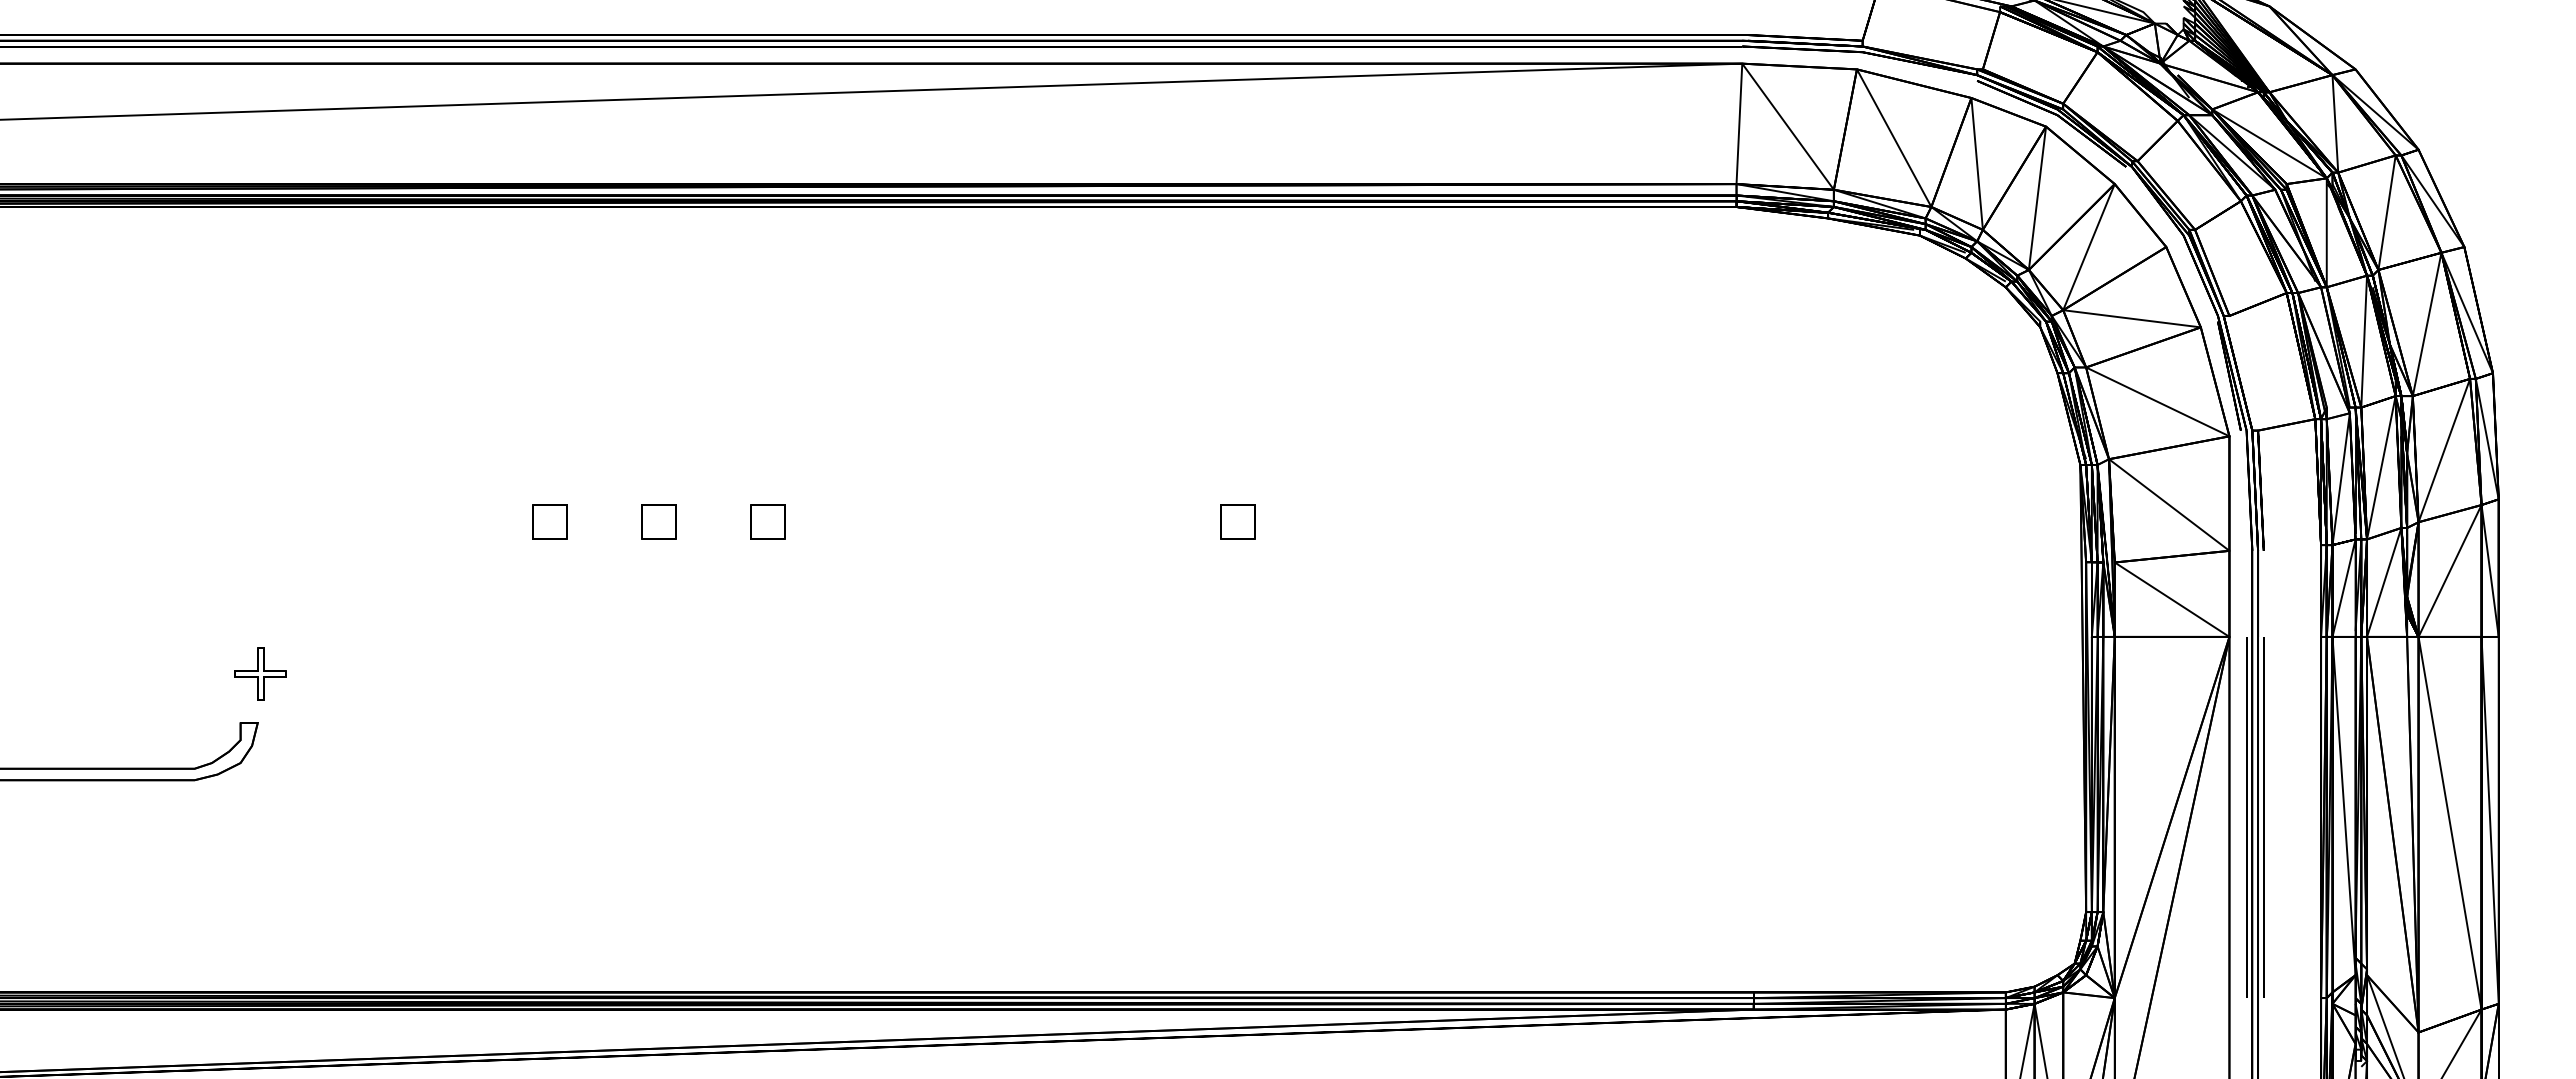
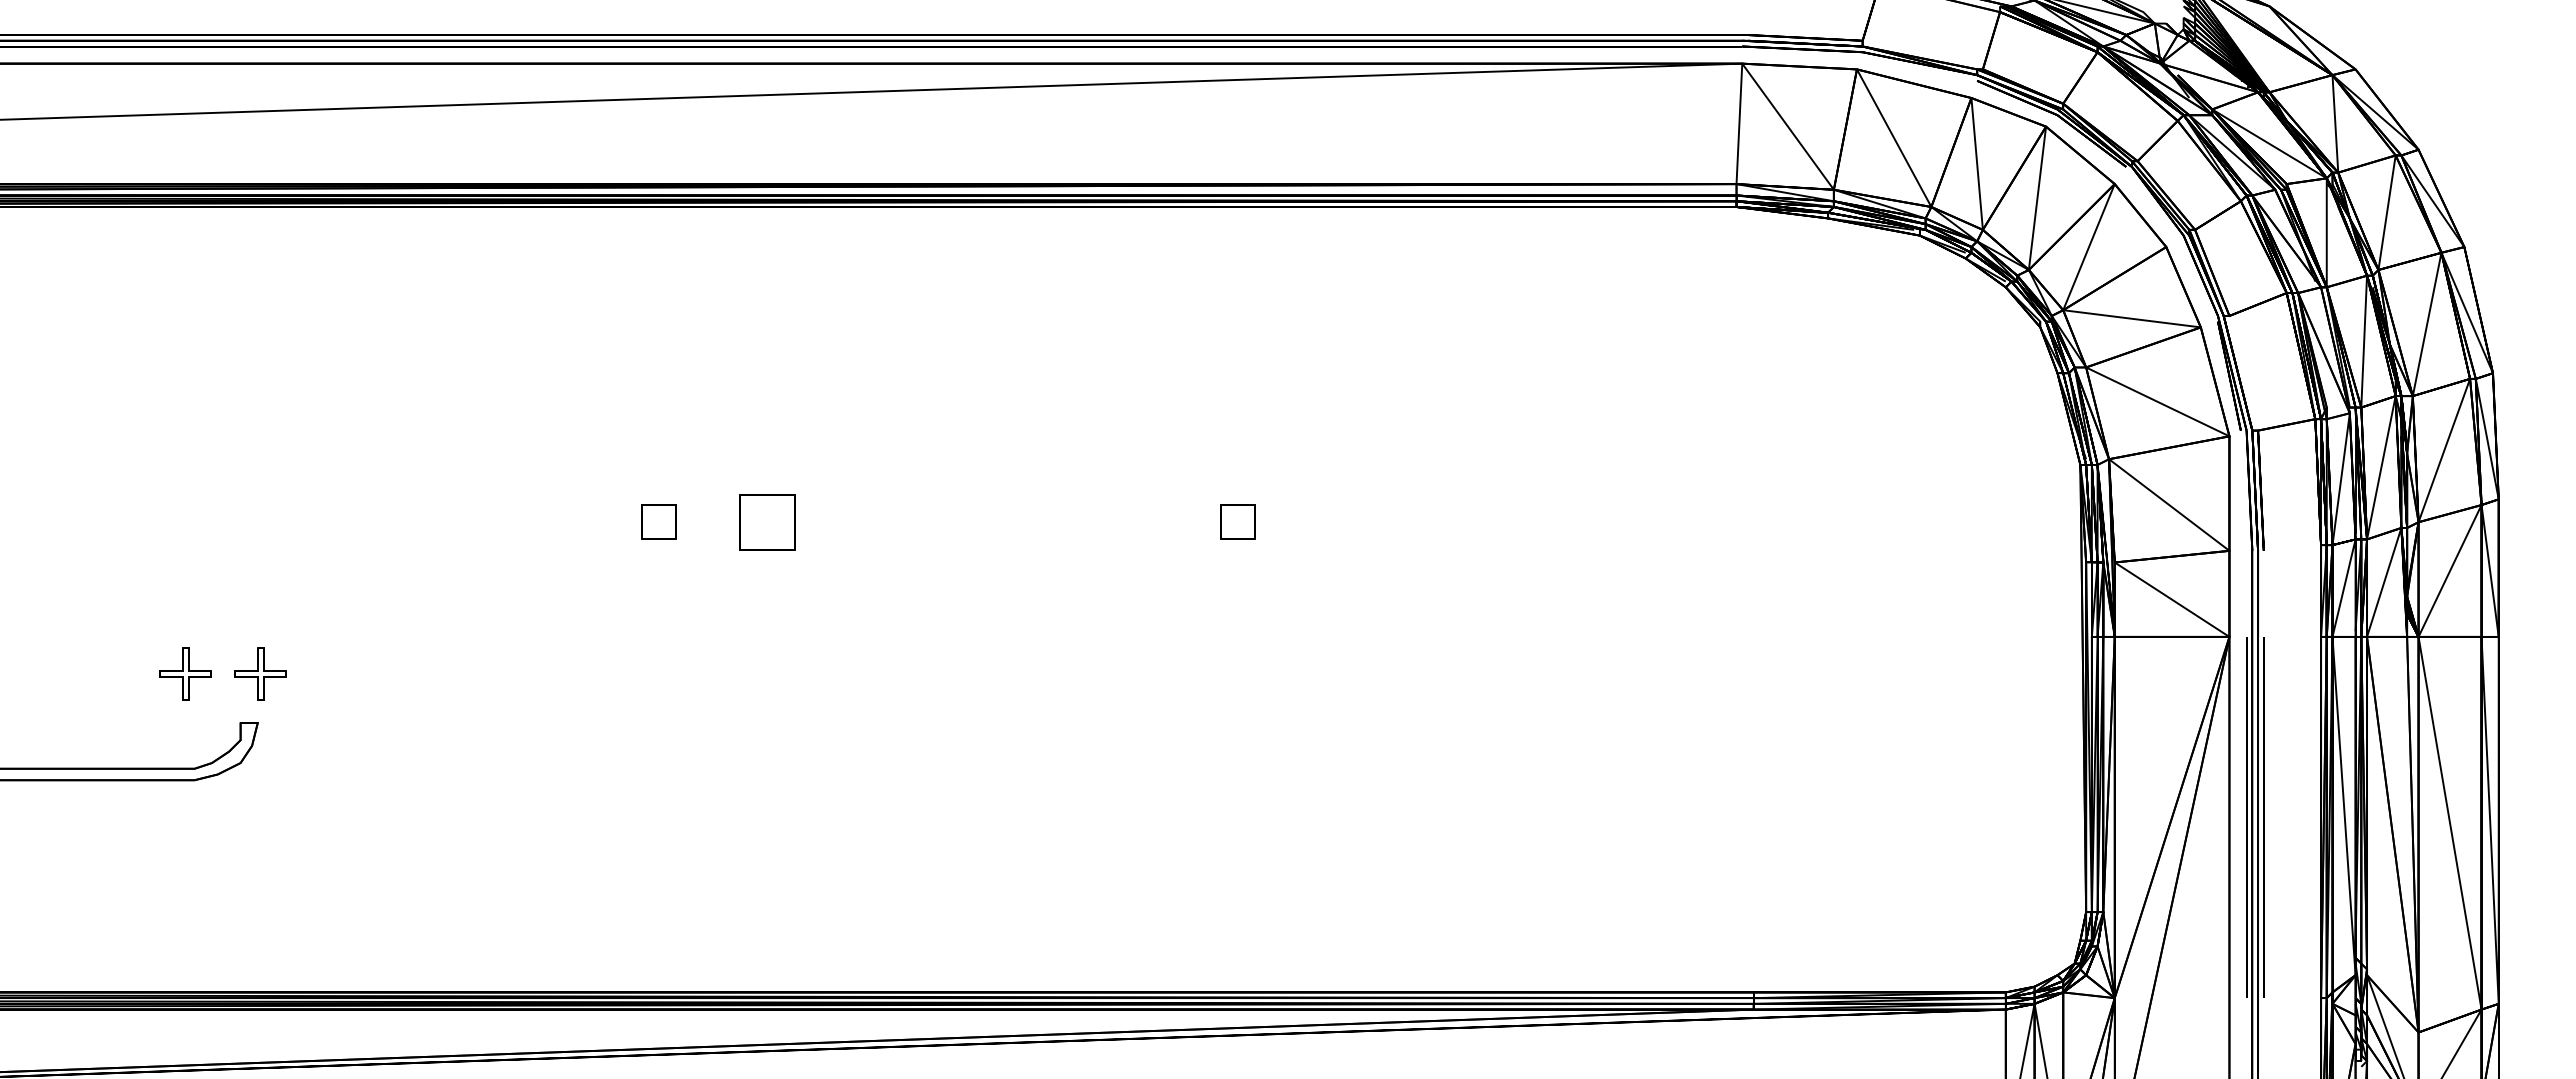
part: present -> none (549, 521)
part size: 36x36 px -> 57x57 px (767, 522)
part: none -> present (185, 673)
